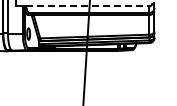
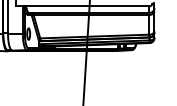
line: dashed -> solid (87, 6)
